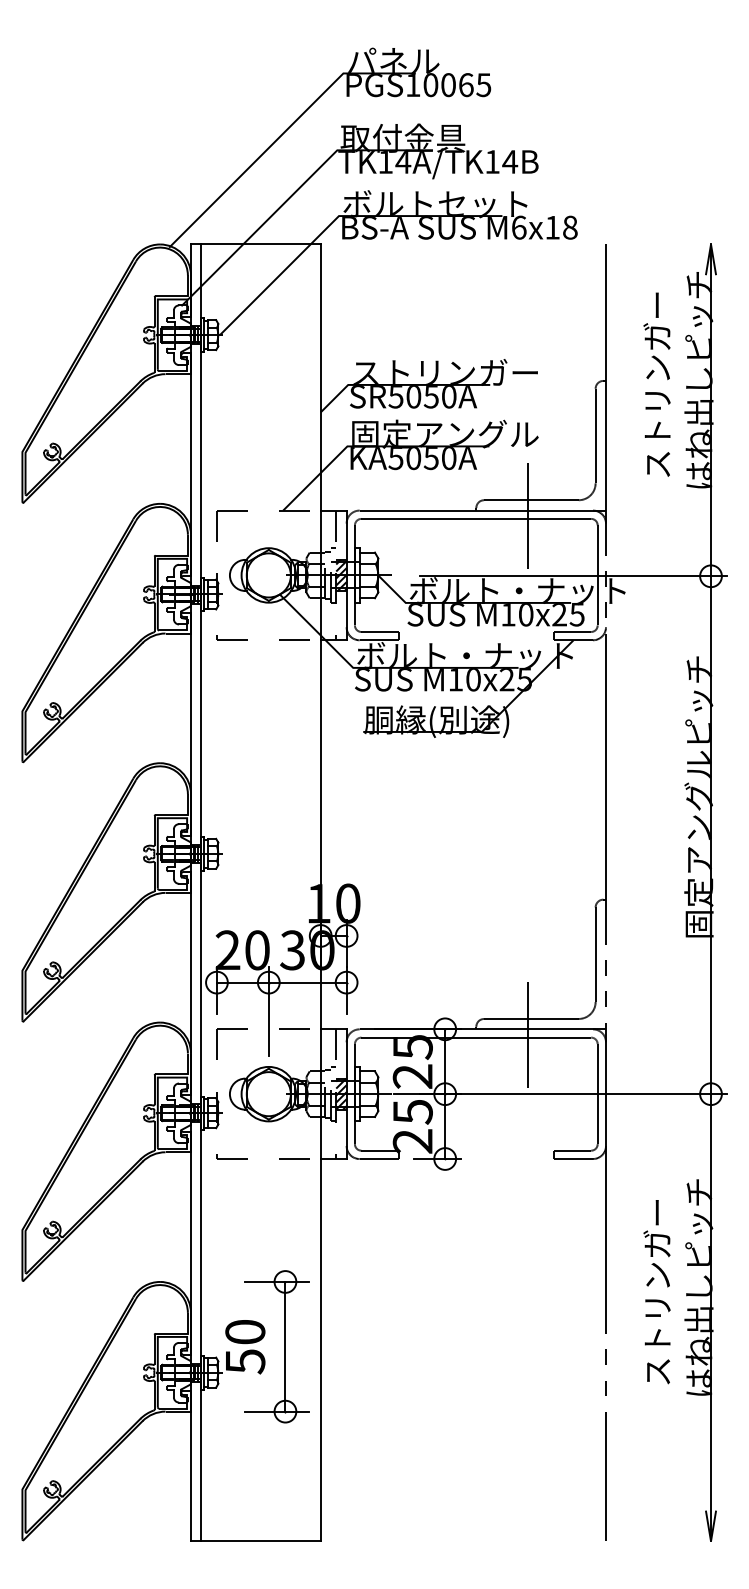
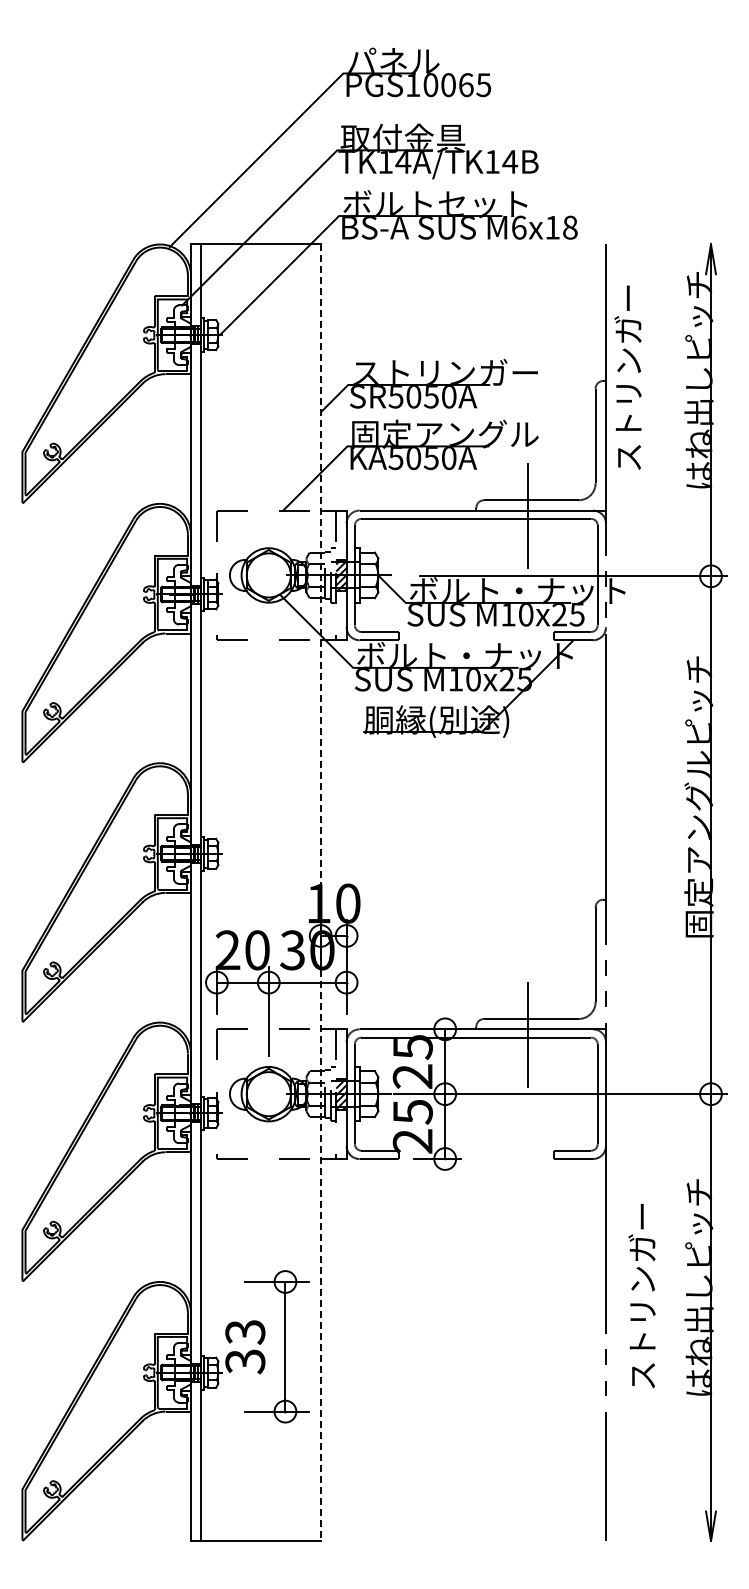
text position: (656, 384) -> (627, 377) (627, 377)
line: solid -> dashed (320, 893)
text position: (656, 1292) -> (641, 1296) (641, 1296)
text: 50 -> 33 (245, 1347)
